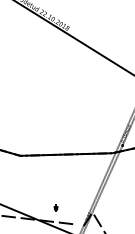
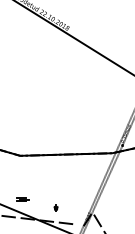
part: none -> present (22, 199)
